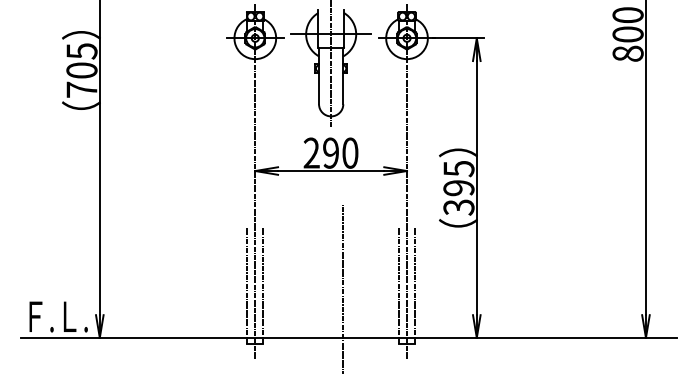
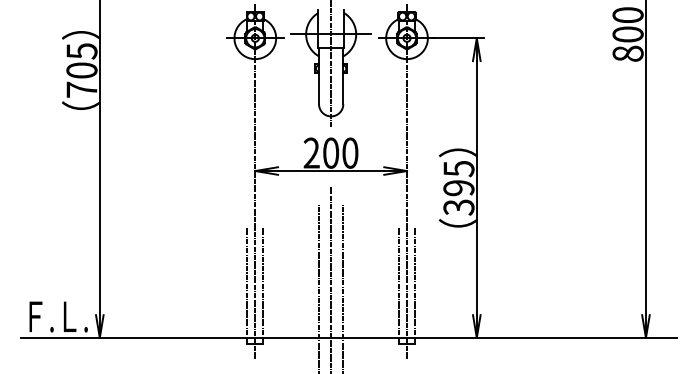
text: 290 -> 200 (331, 152)
line: none -> present (331, 278)
line: none -> present (319, 287)
